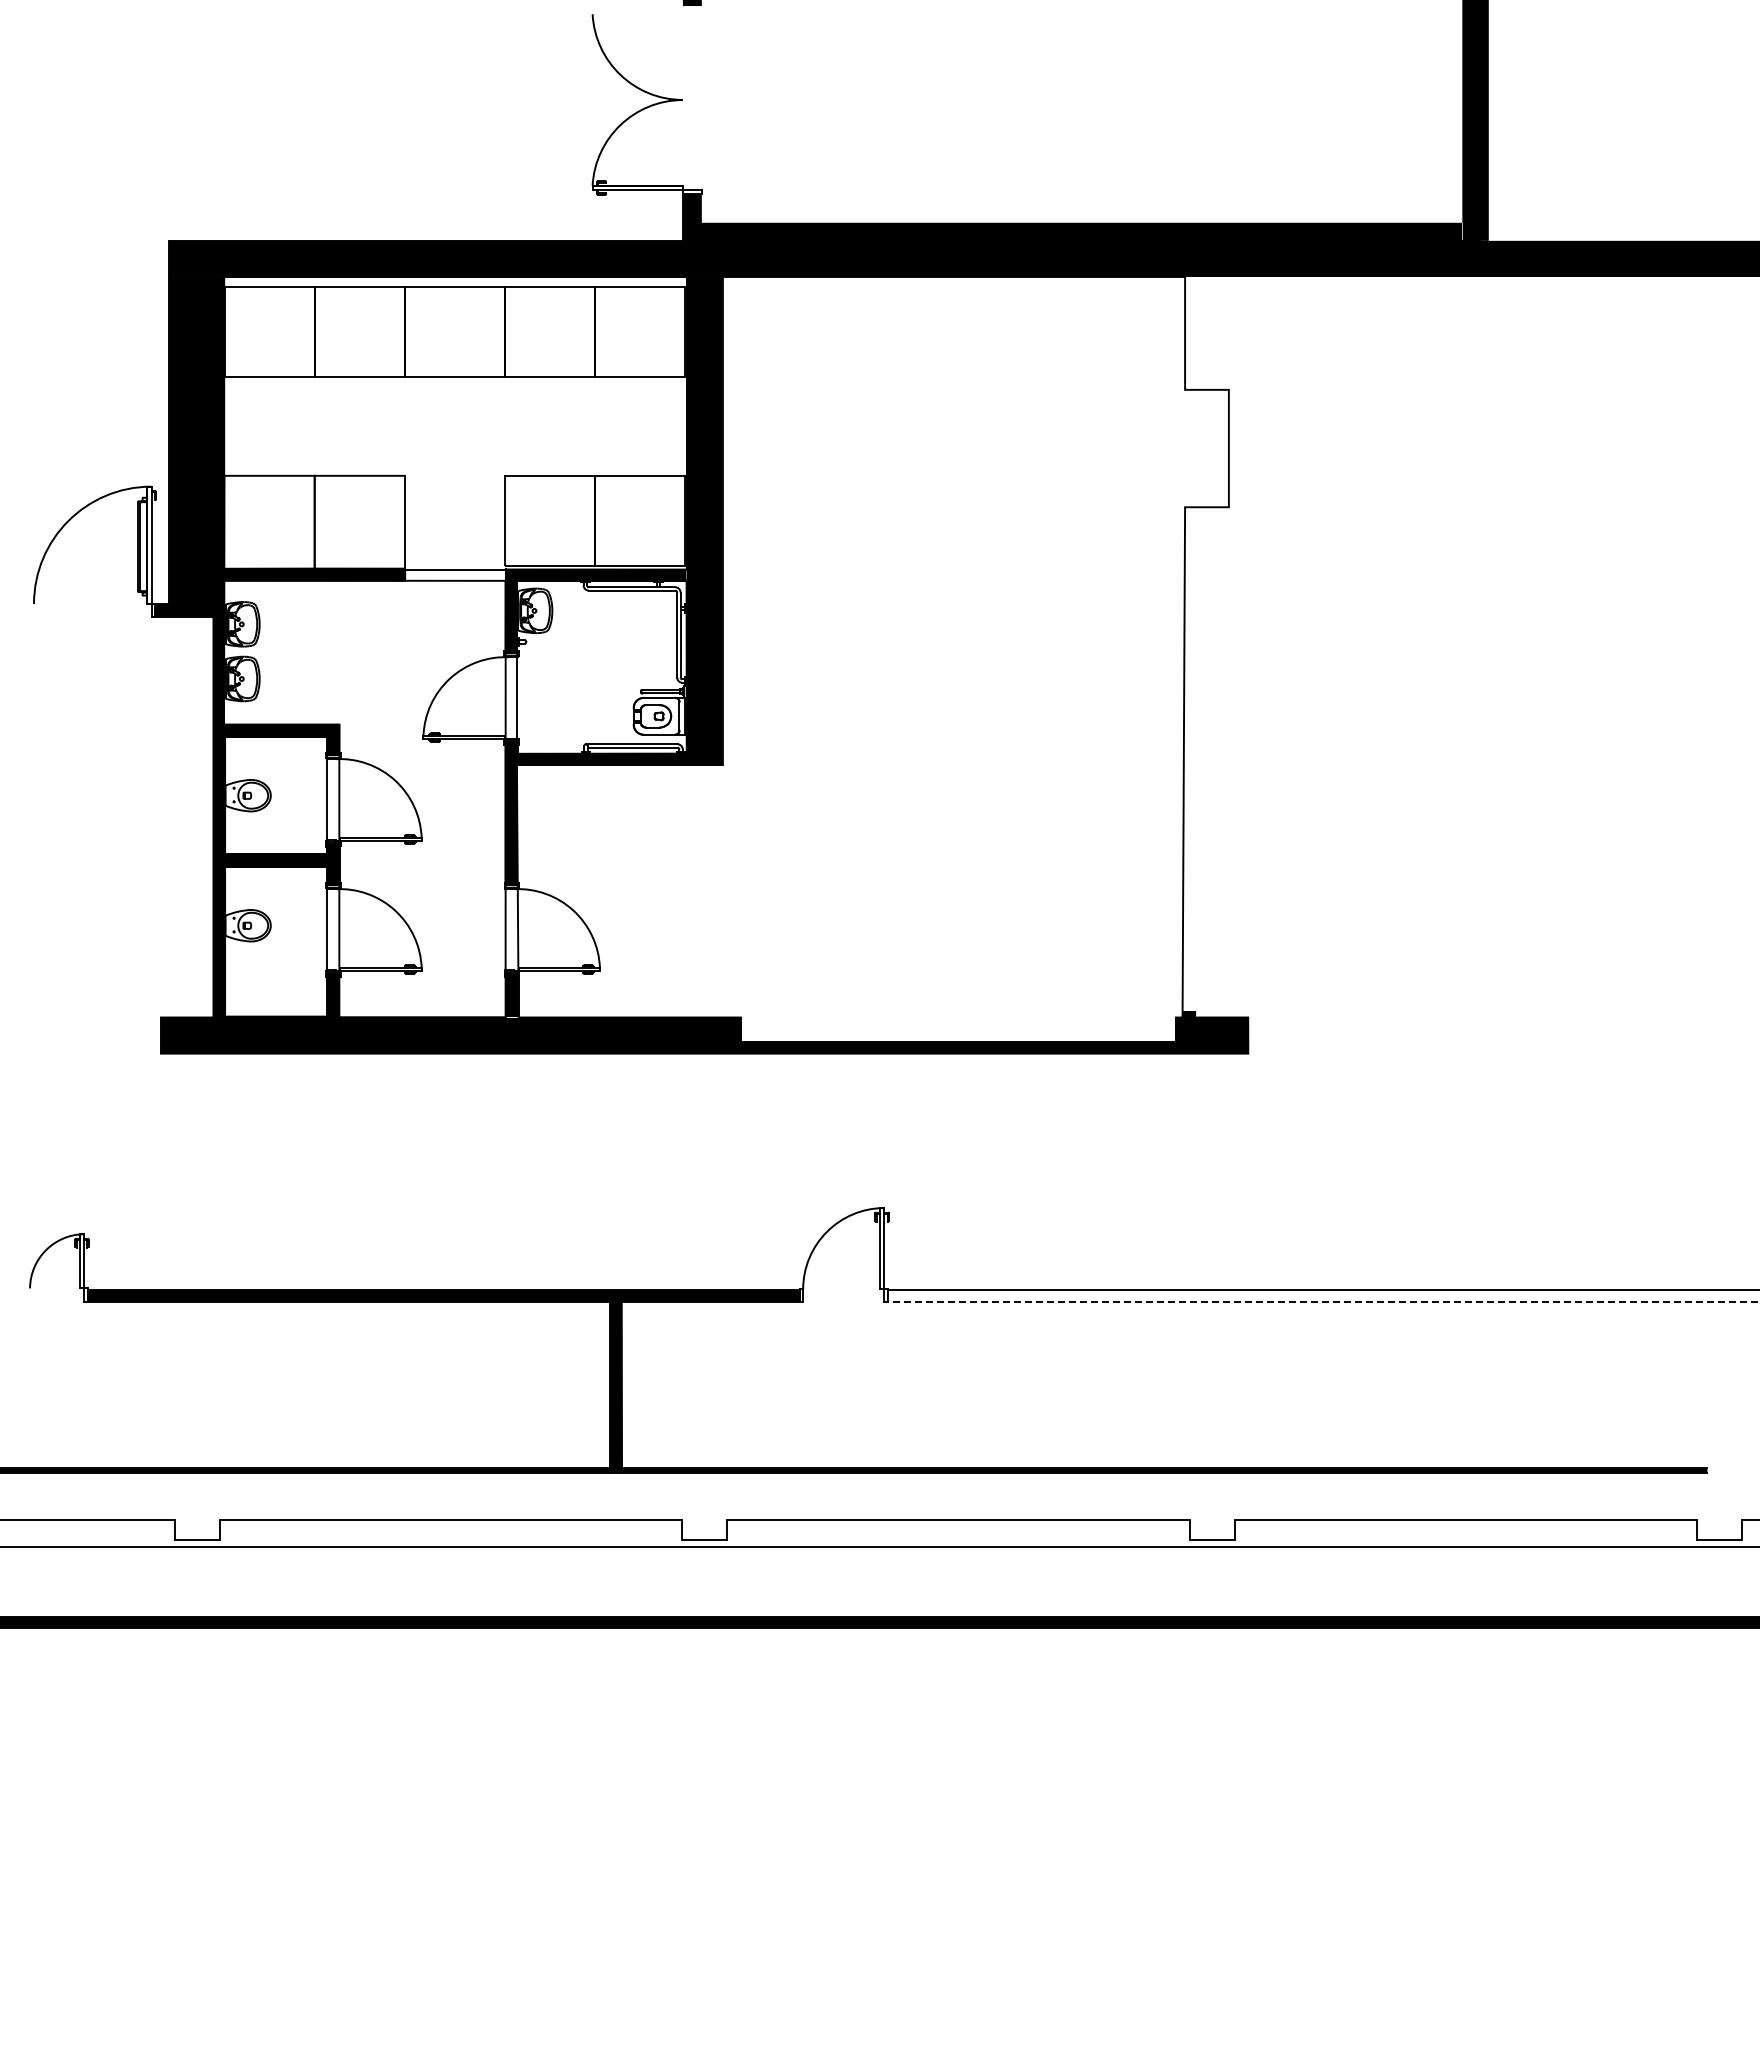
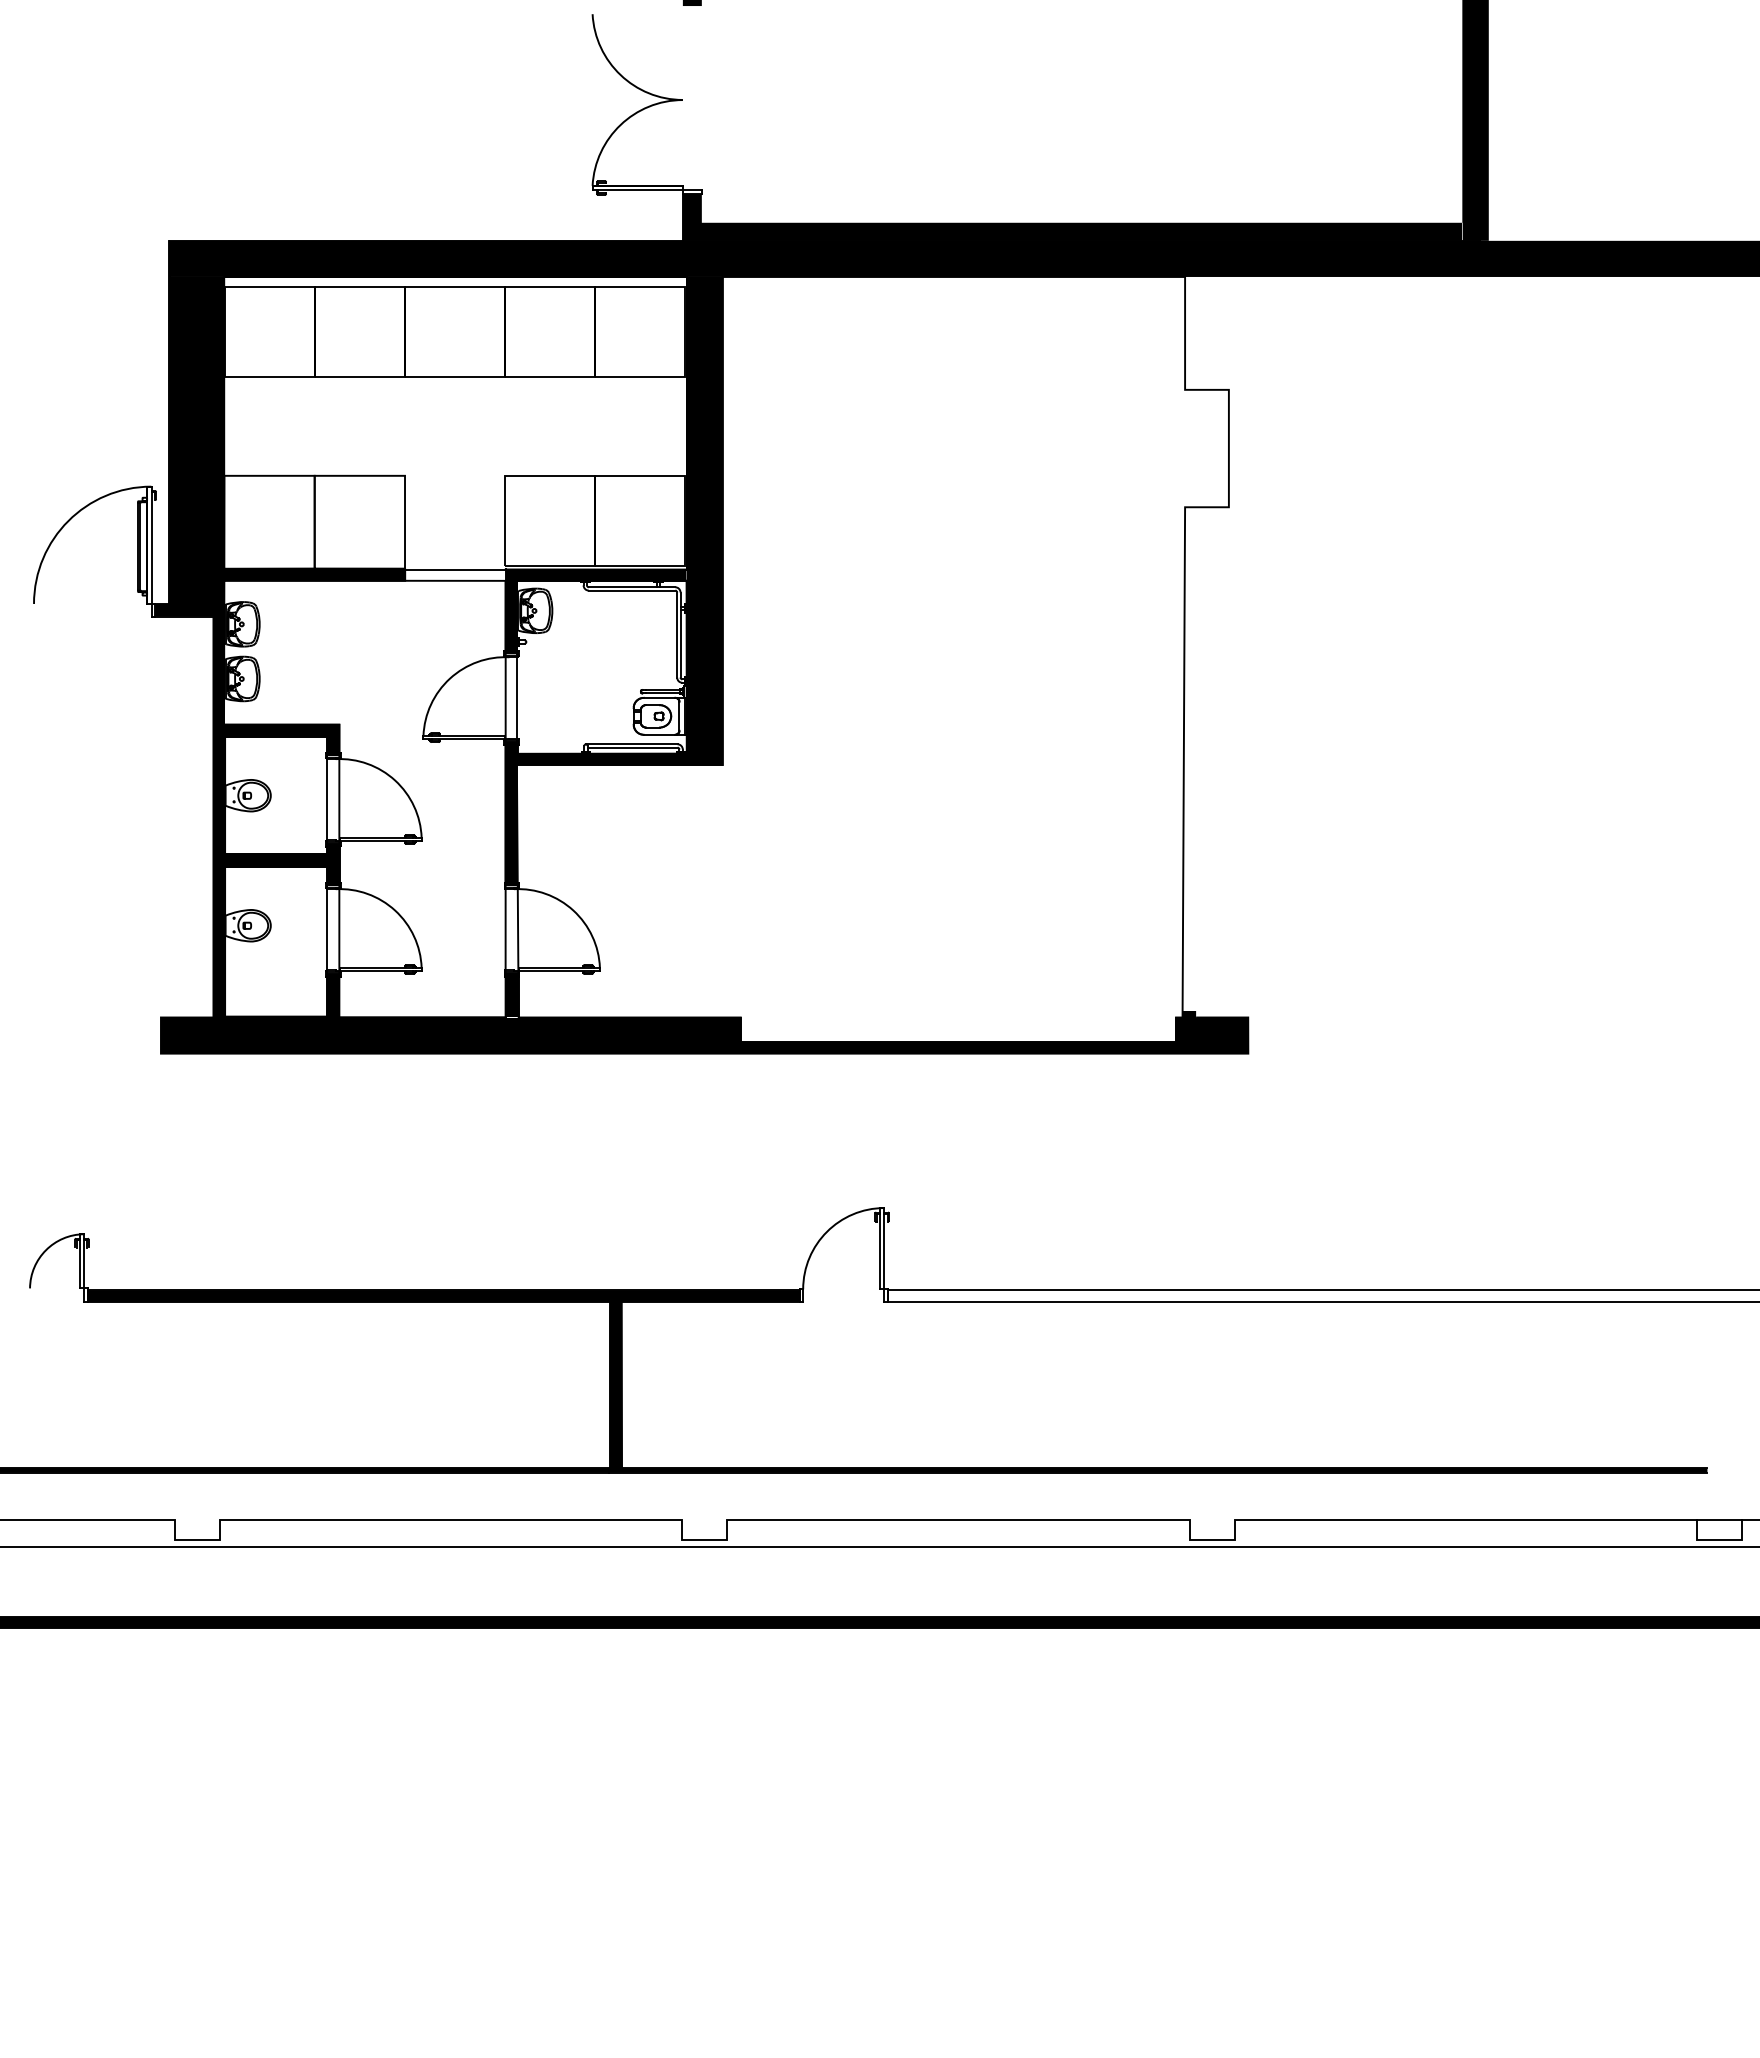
line: dashed -> solid (1323, 1301)
line: none -> present (1719, 1520)
